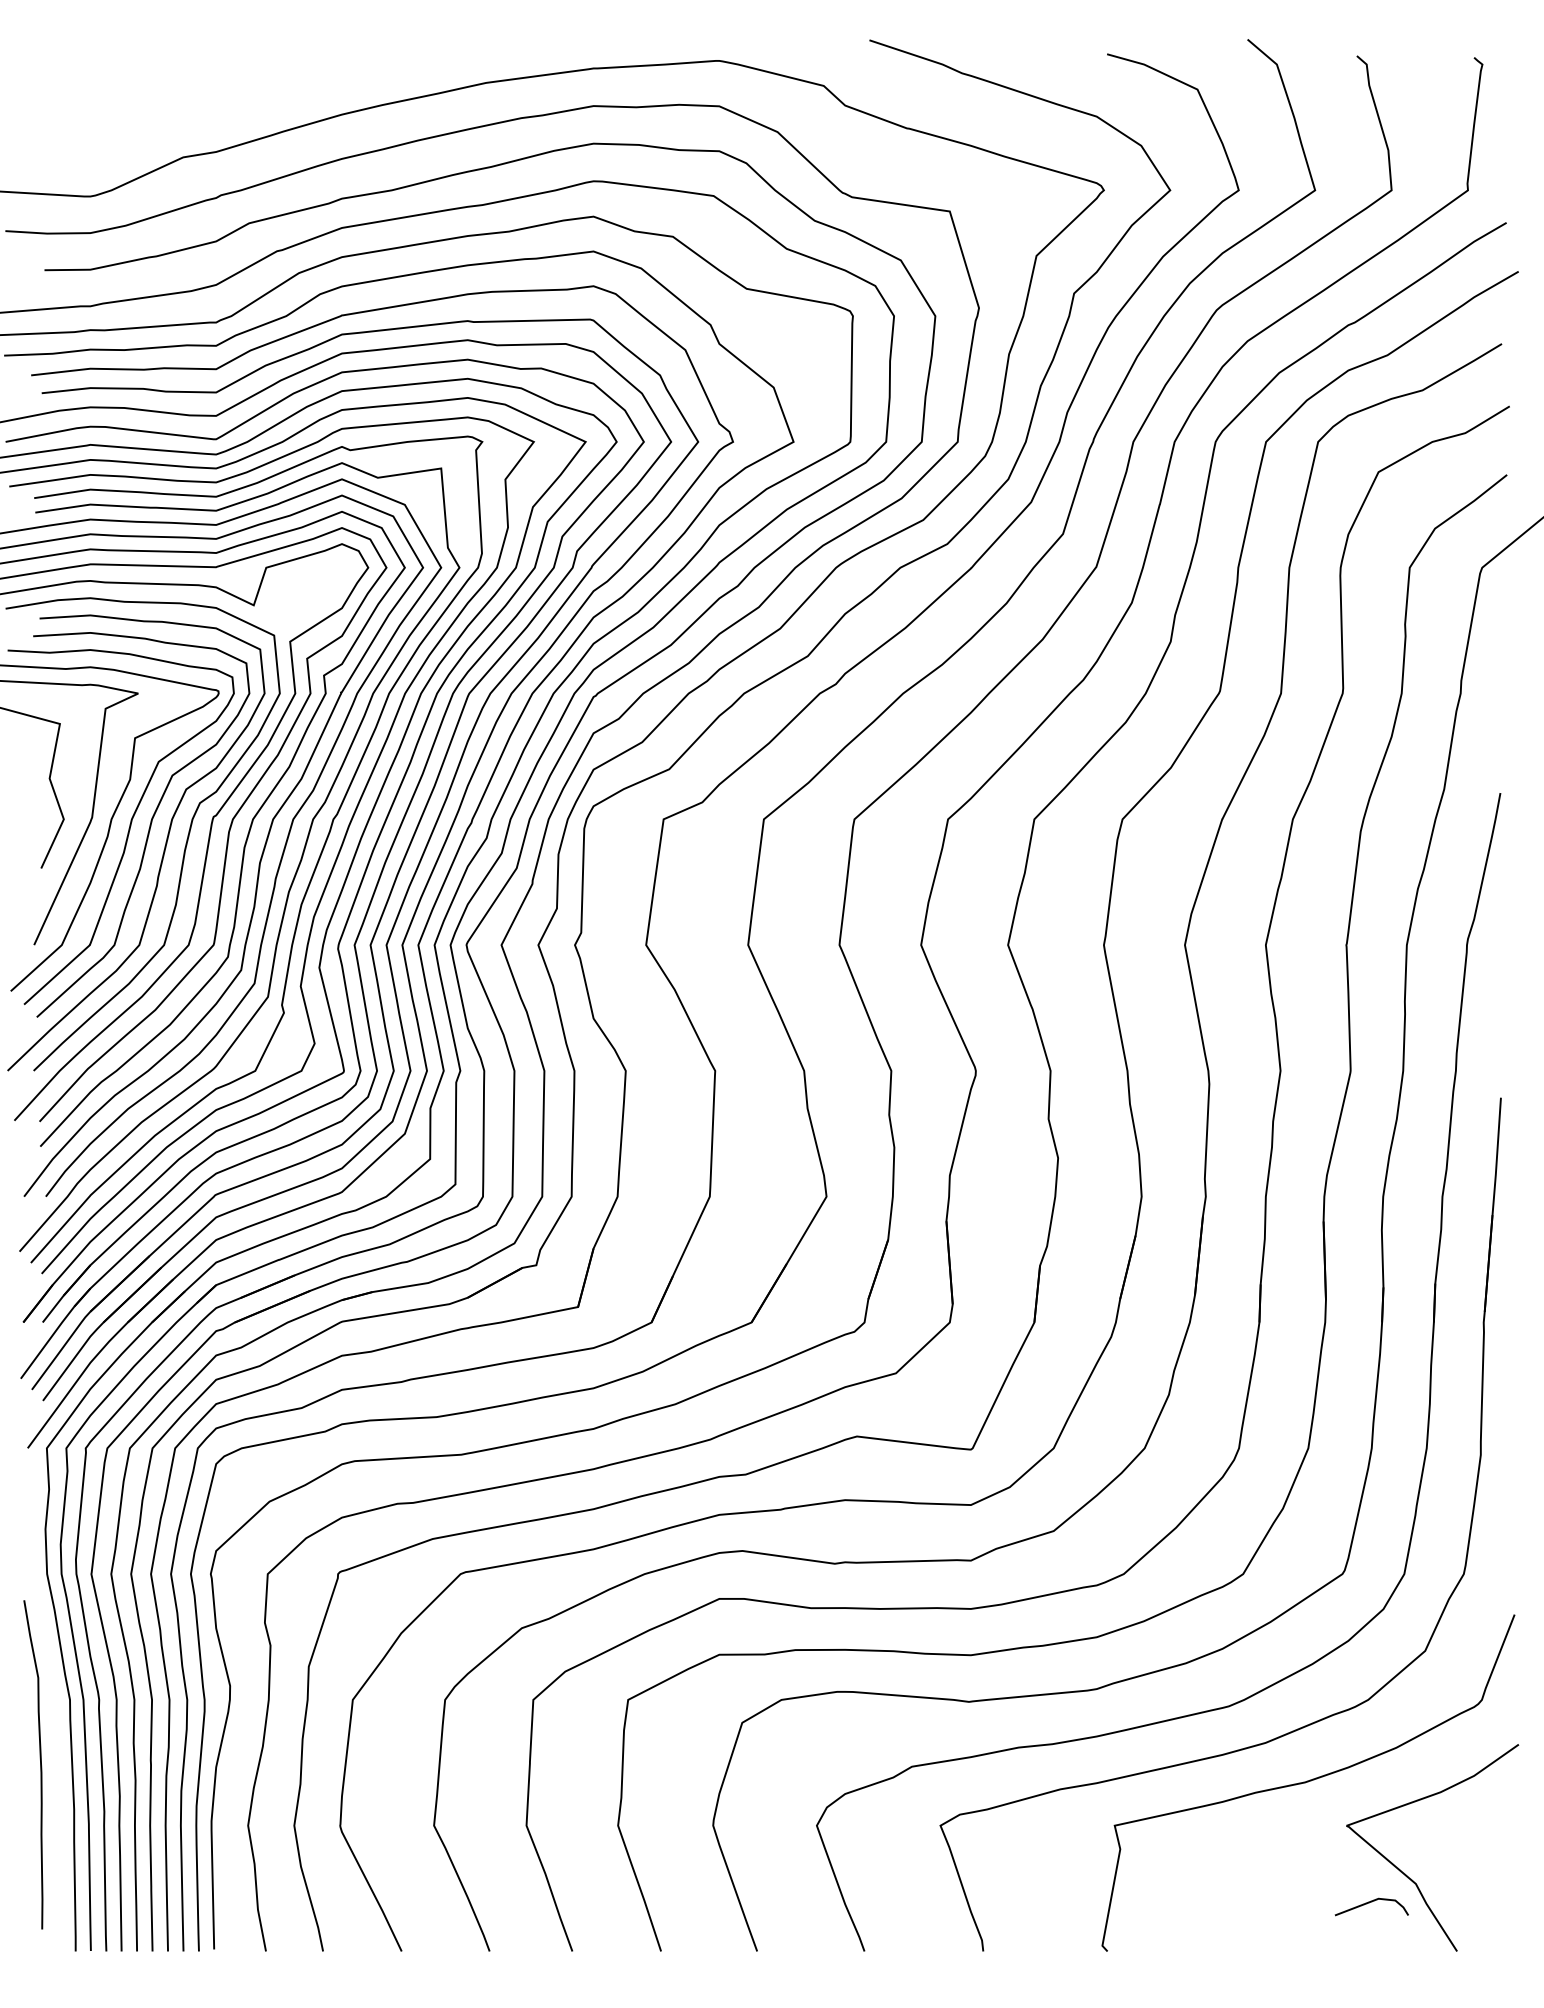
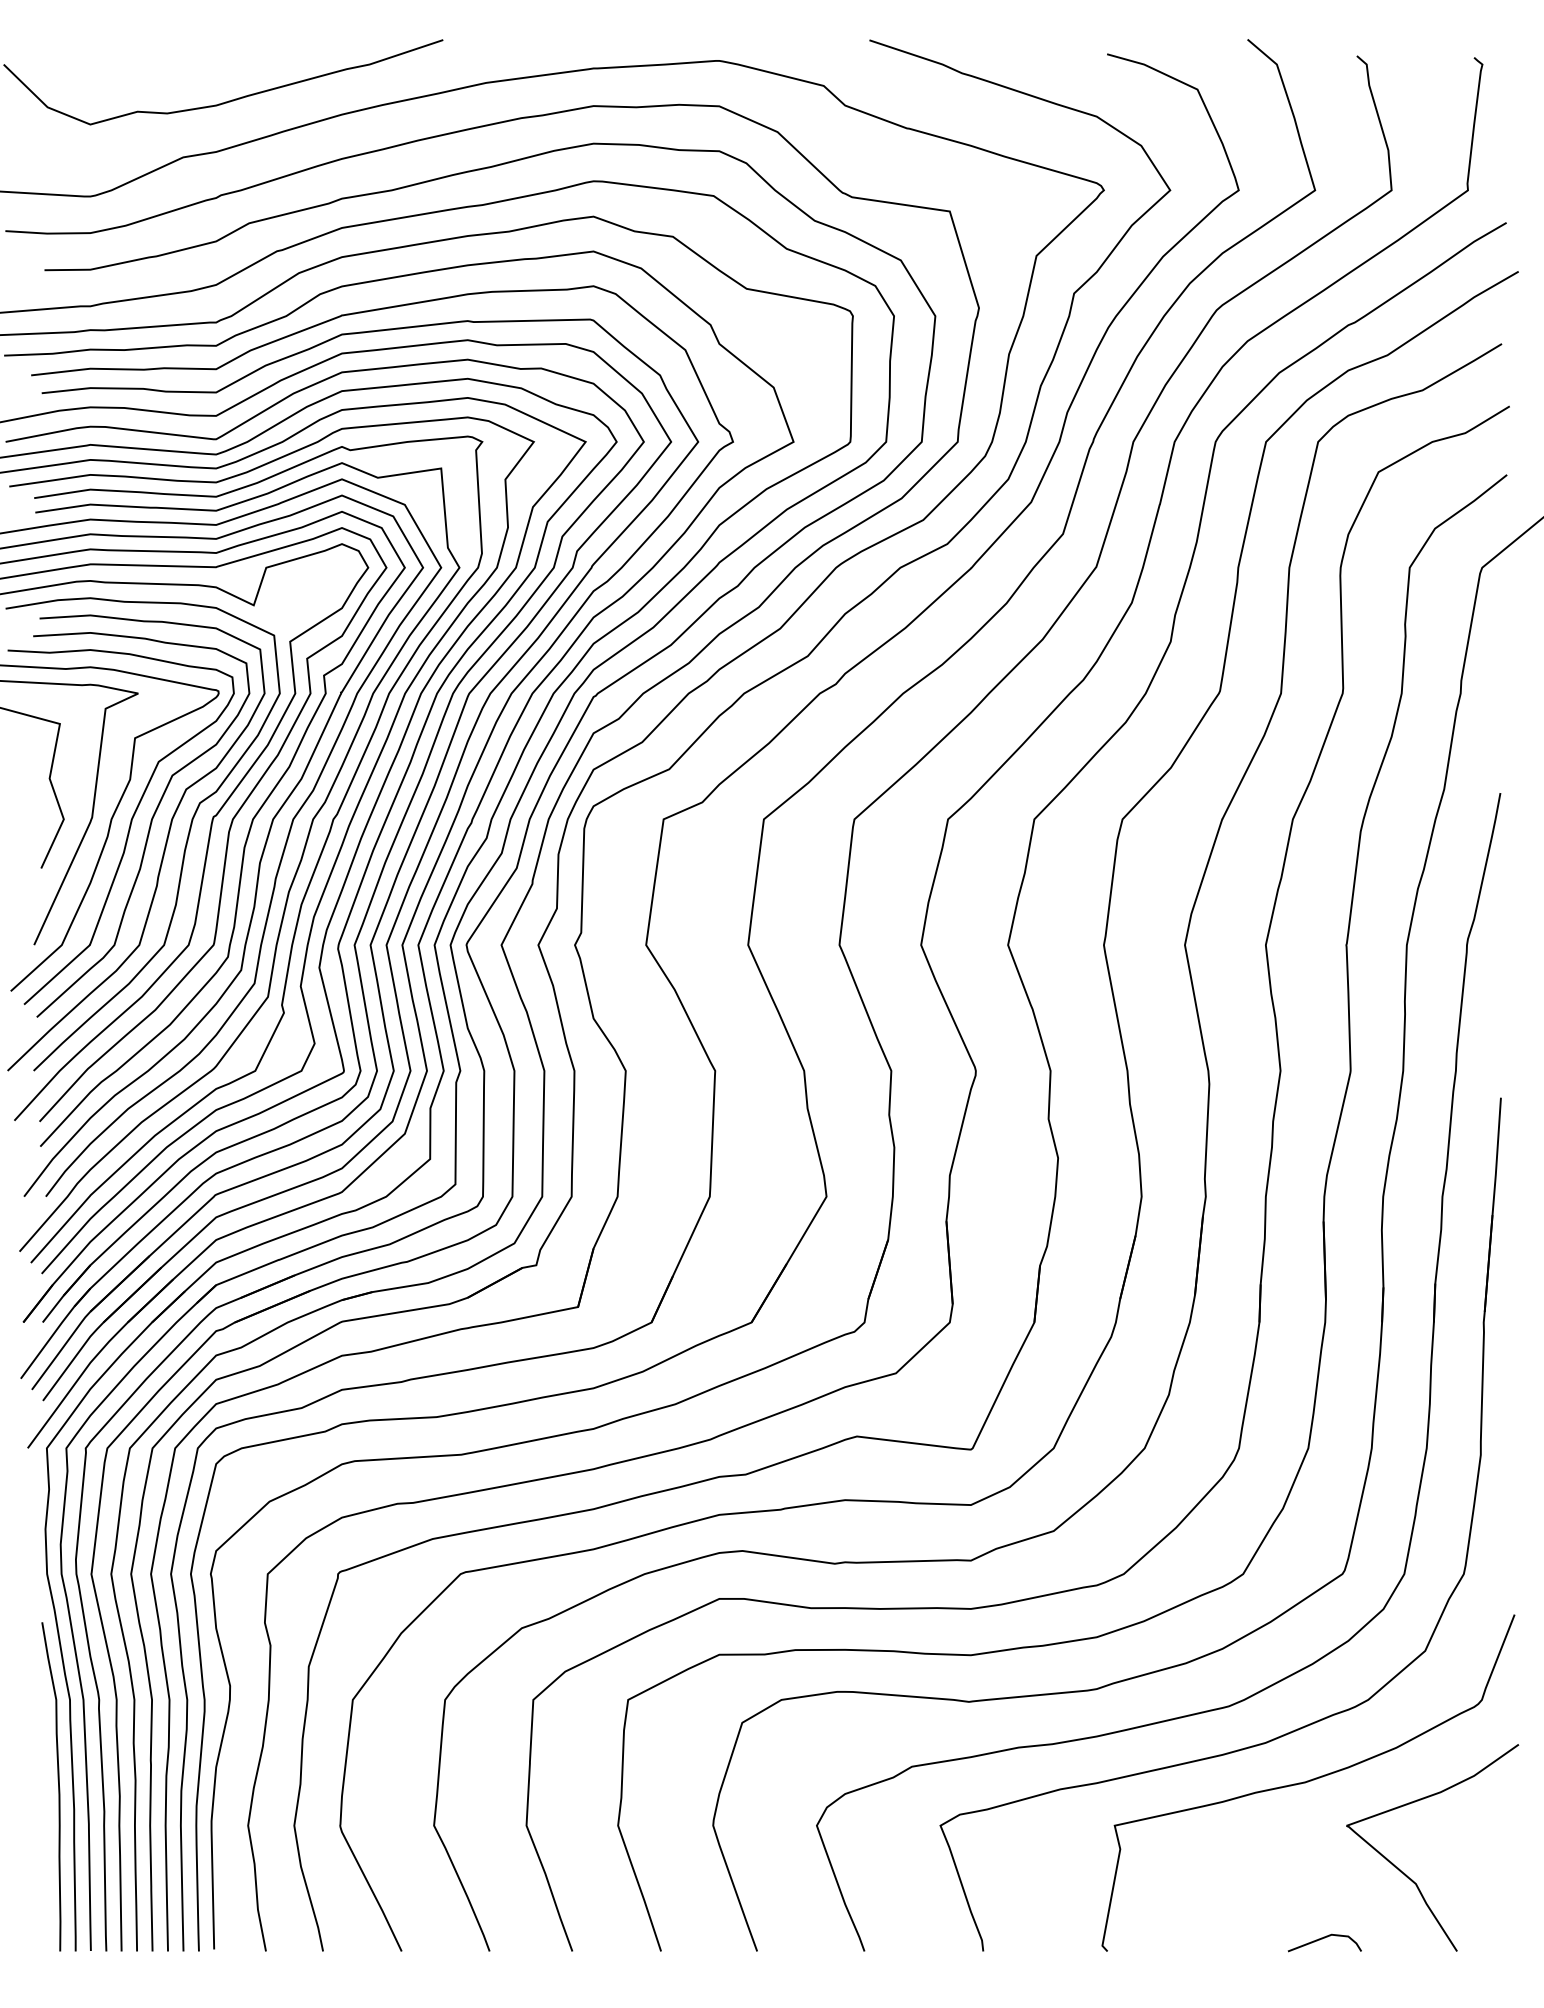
curve: none -> present (228, 100)
curve position: (40, 1764) -> (58, 1786) (58, 1786)
line position: (1369, 1903) -> (1322, 1939) (1322, 1939)
